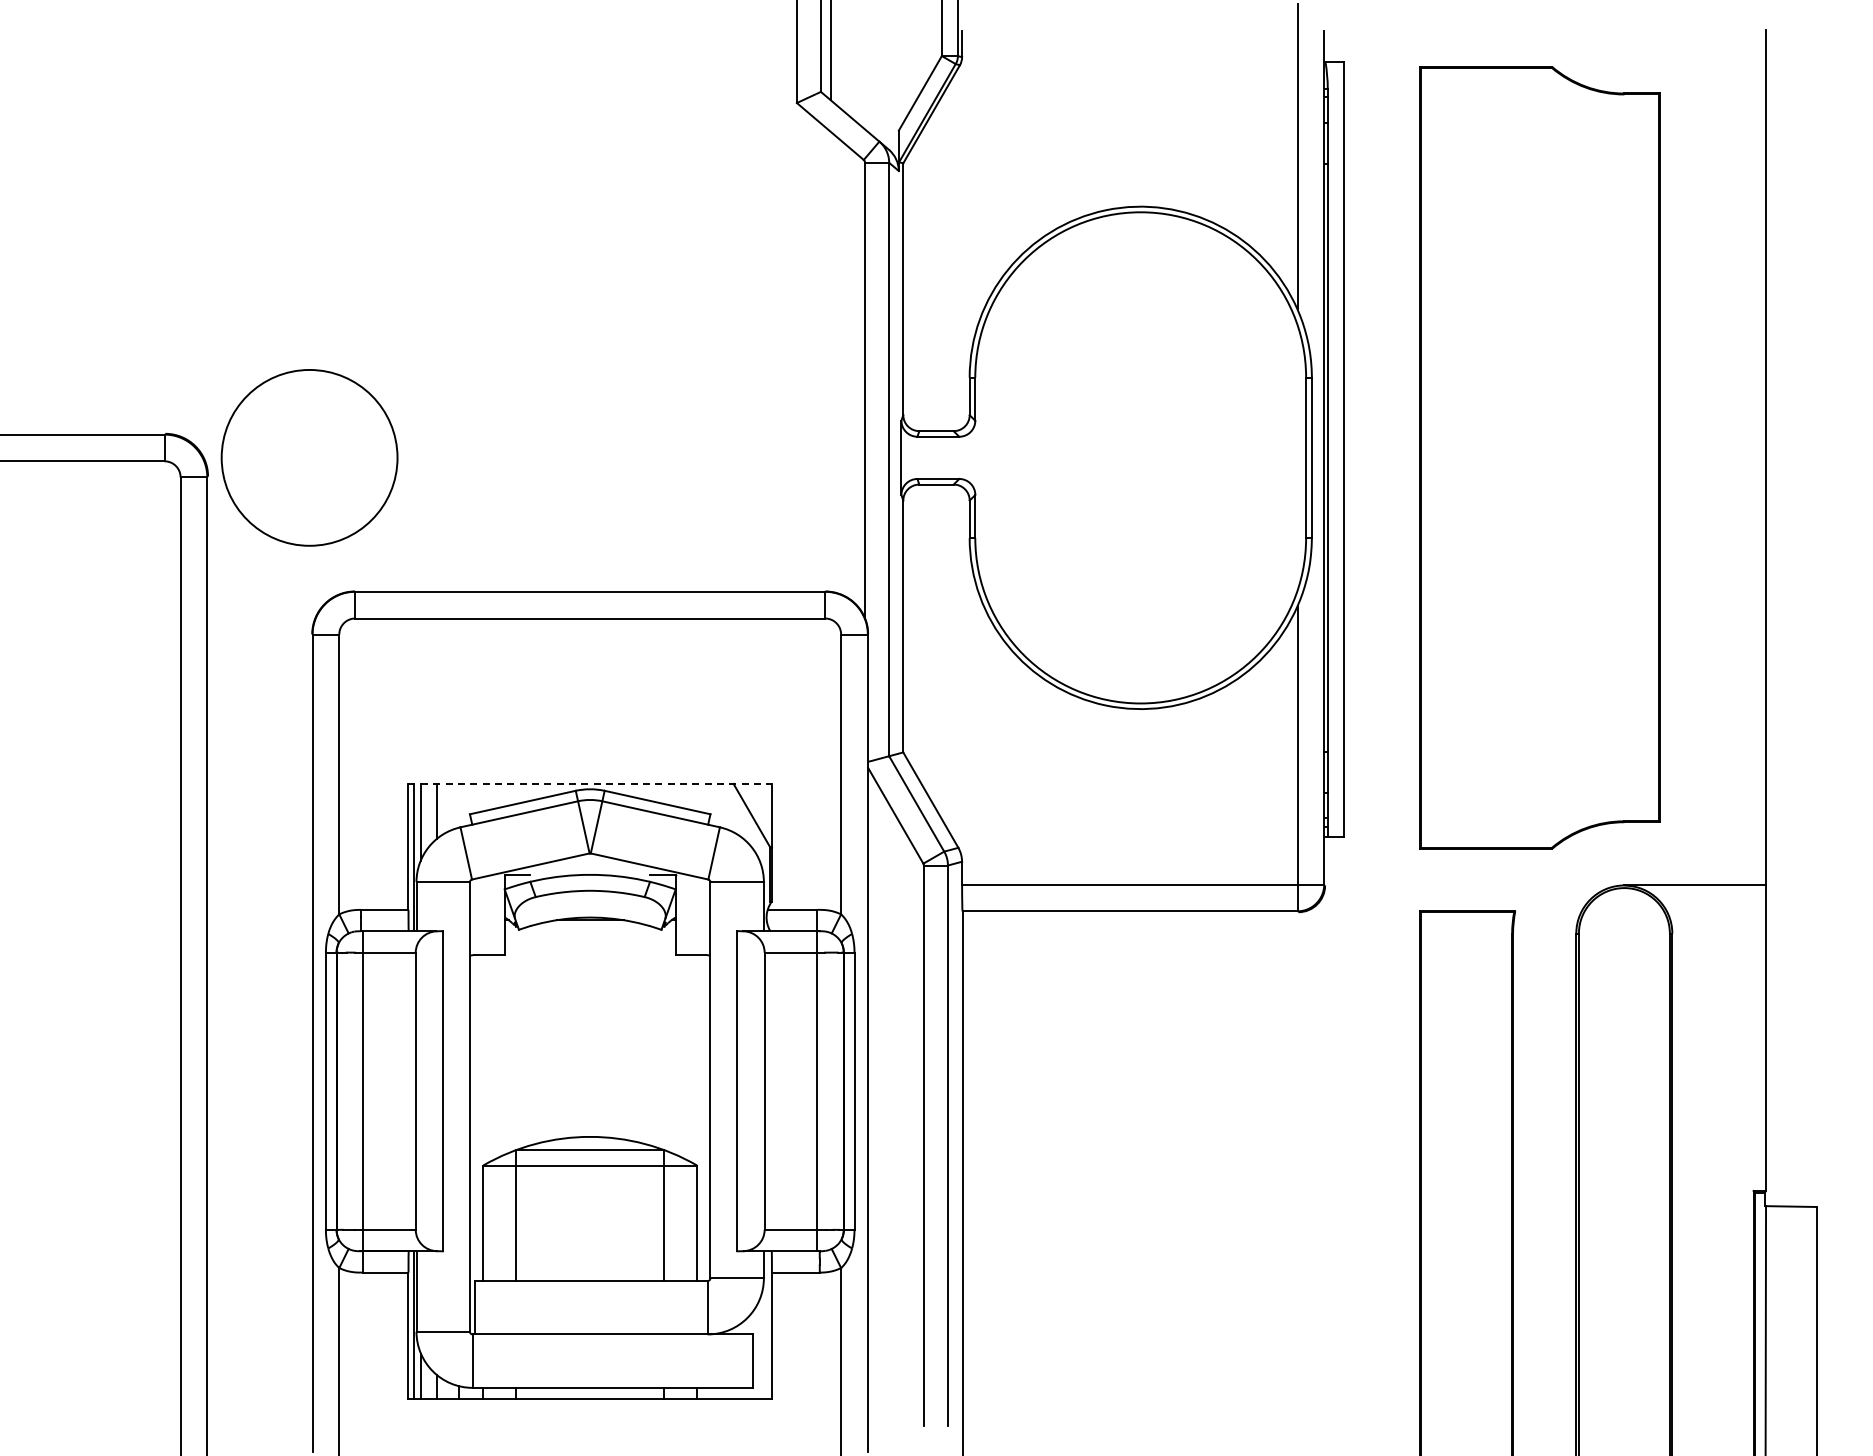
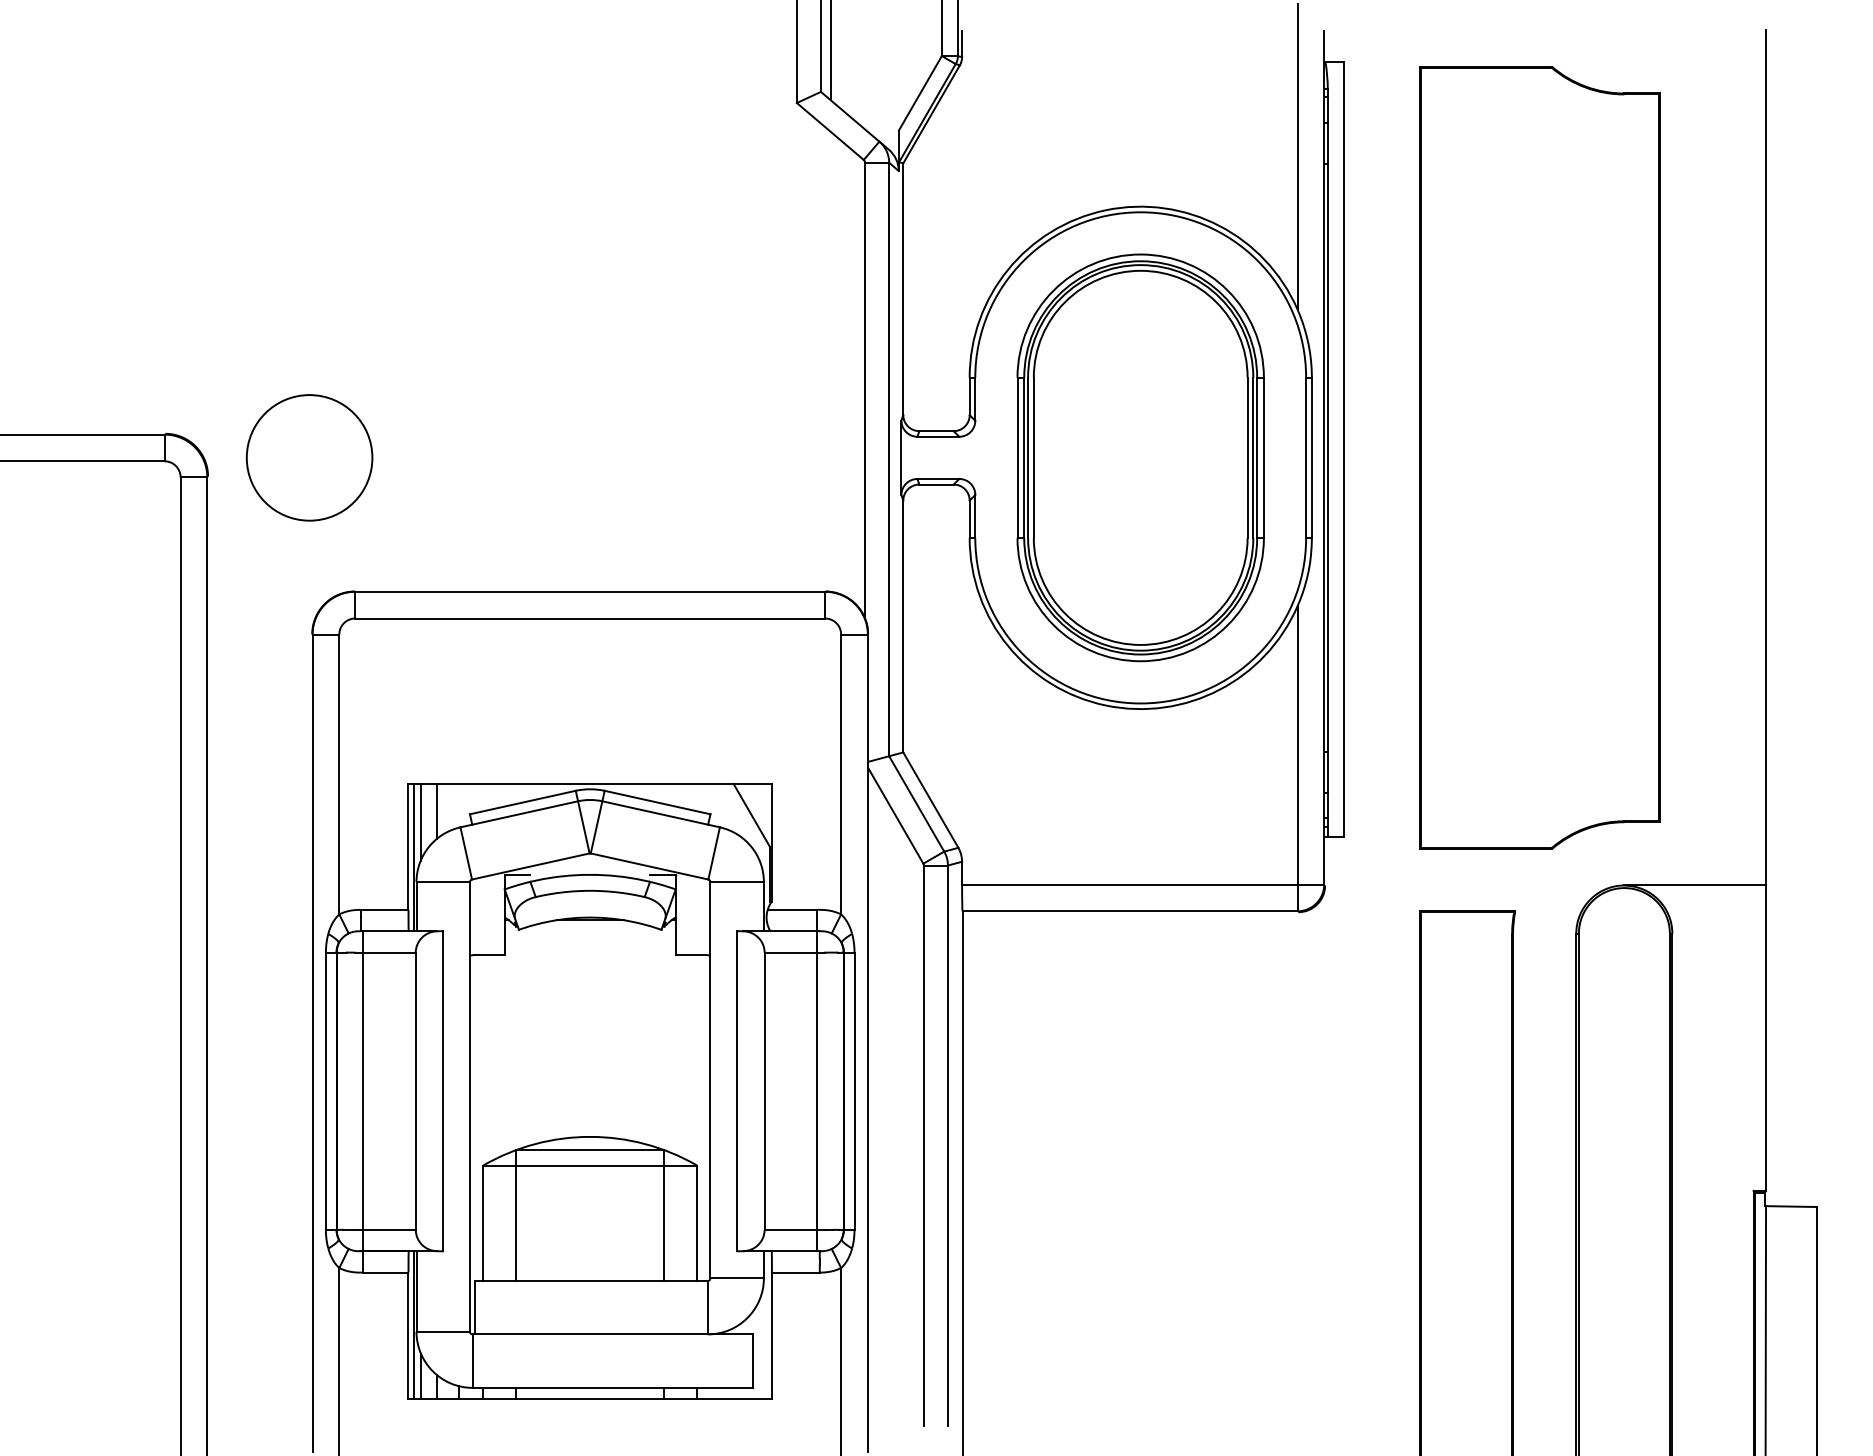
circle diameter: 176 px -> 126 px (309, 457)
part: none -> present (1140, 457)
line: dashed -> solid (590, 783)
